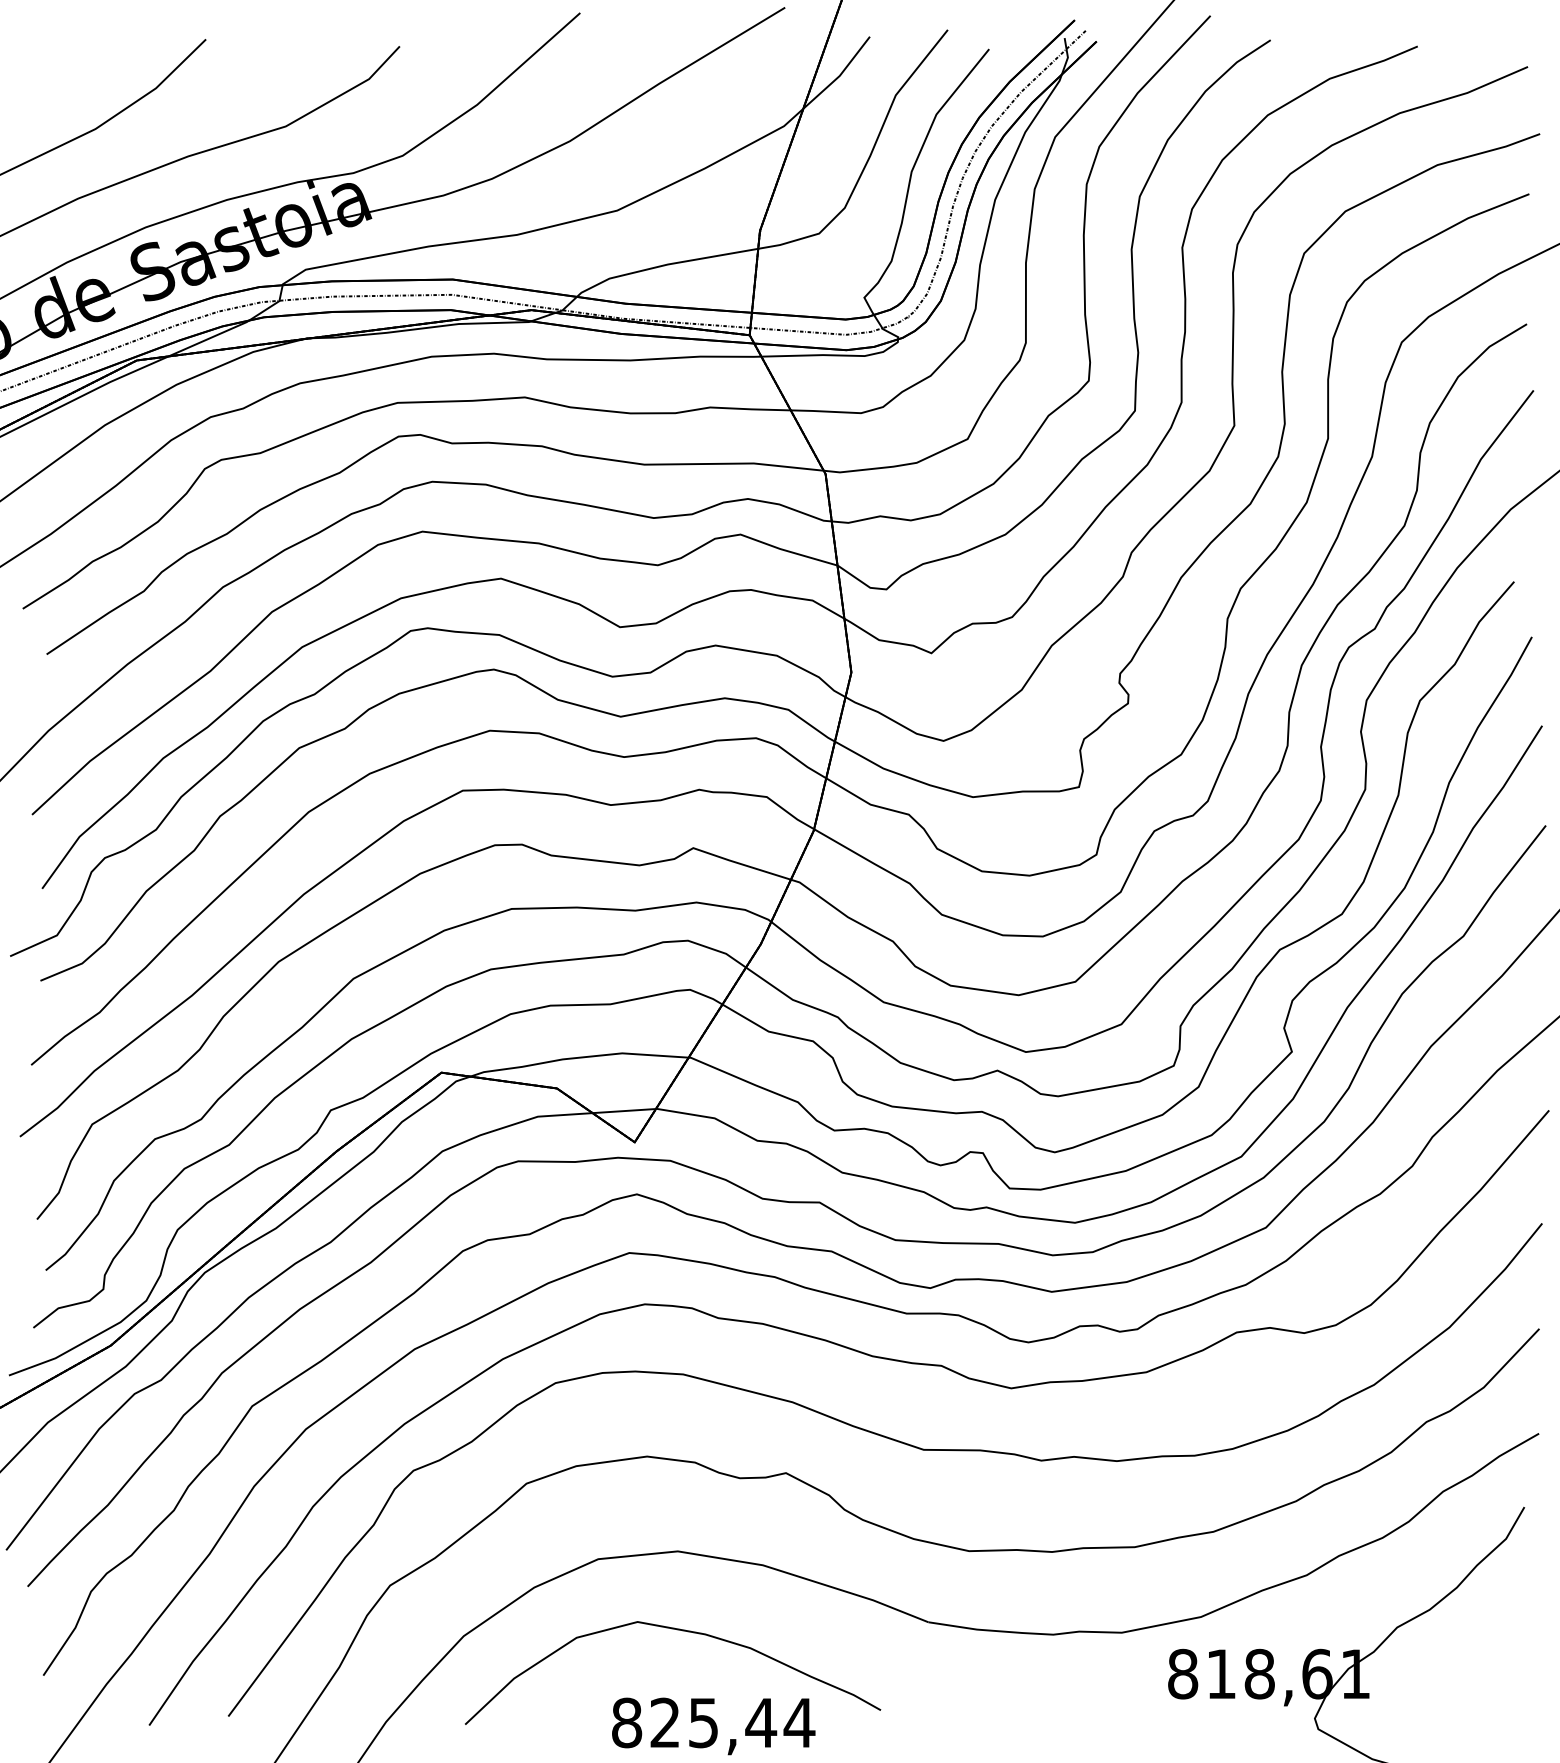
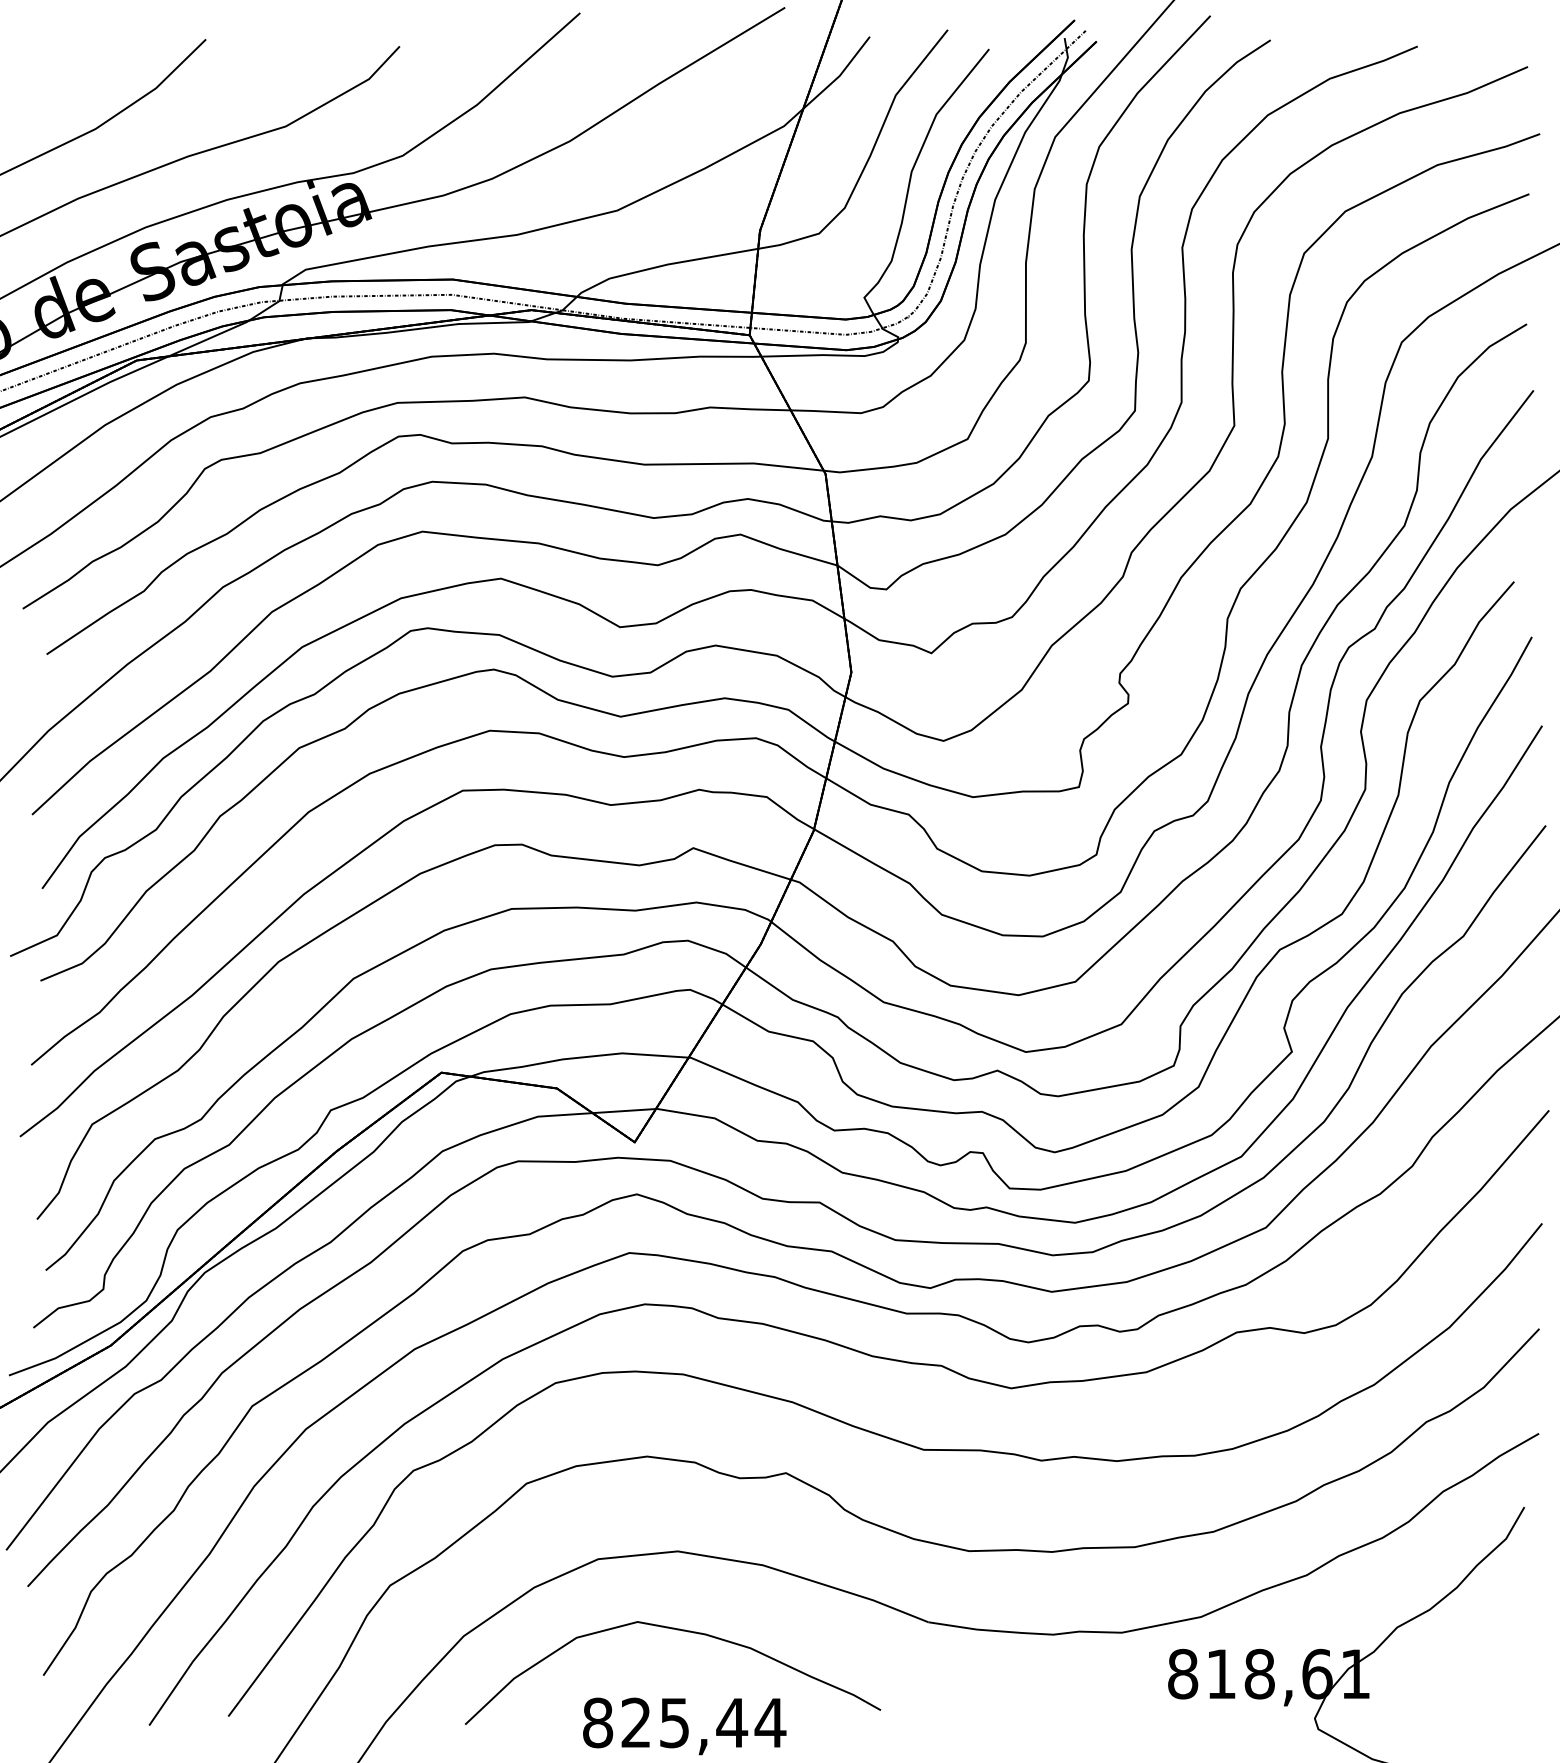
text position: (713, 1726) -> (684, 1726) (684, 1726)
